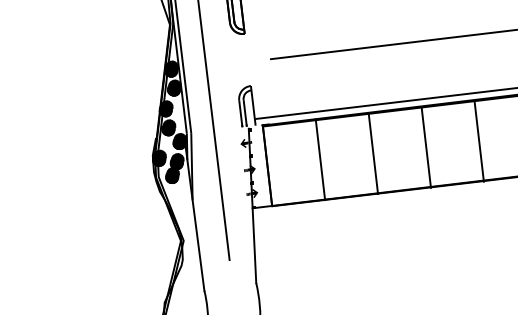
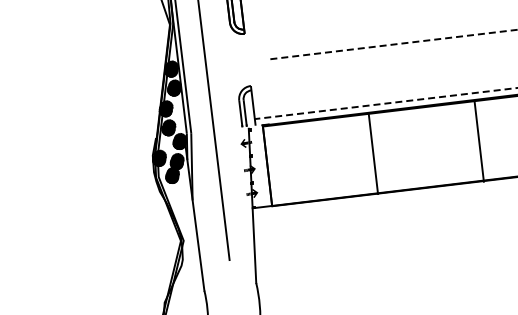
line: solid -> dashed (393, 44)
line: solid -> dashed (385, 103)
line: present -> none (425, 147)
line: present -> none (320, 159)
